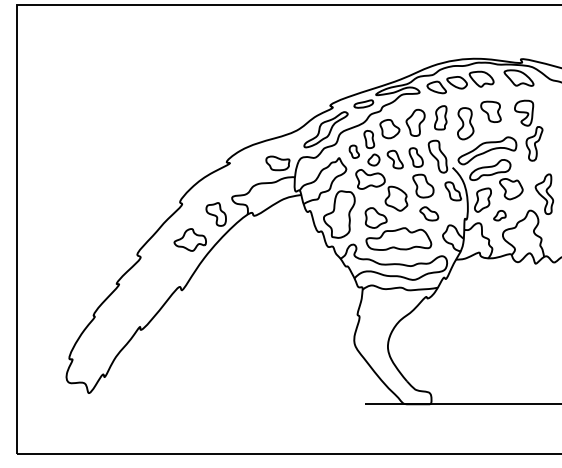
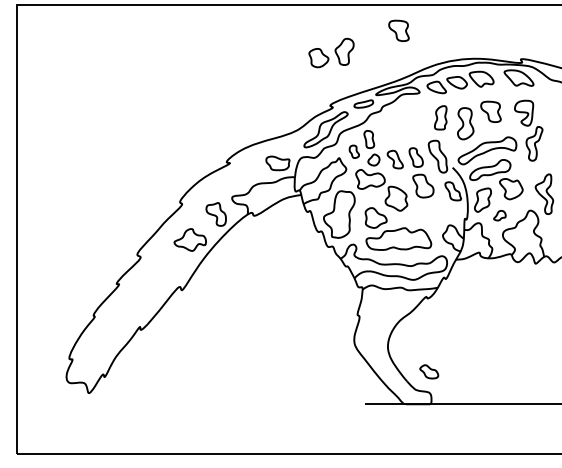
part: none -> present (398, 30)
part position: (402, 123) -> (331, 52) (331, 52)
part position: (429, 213) -> (429, 371) (429, 371)
